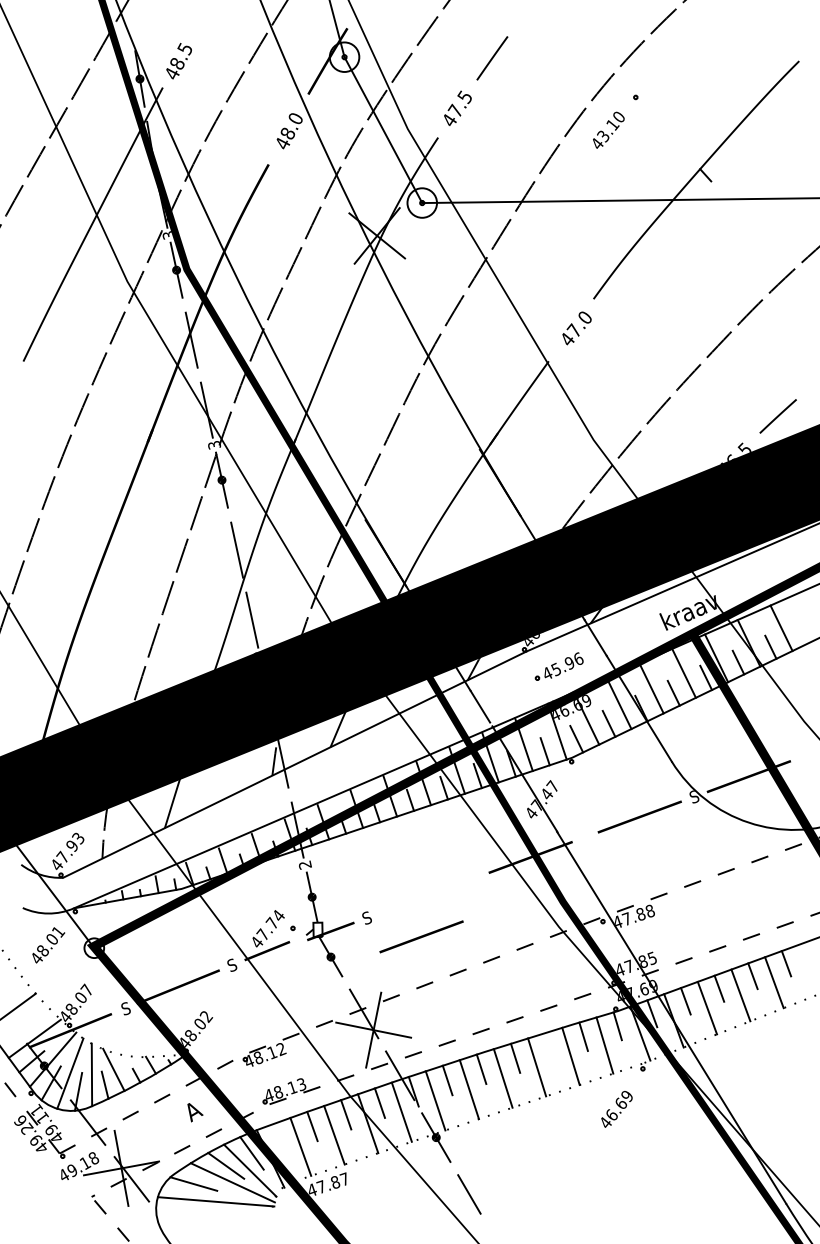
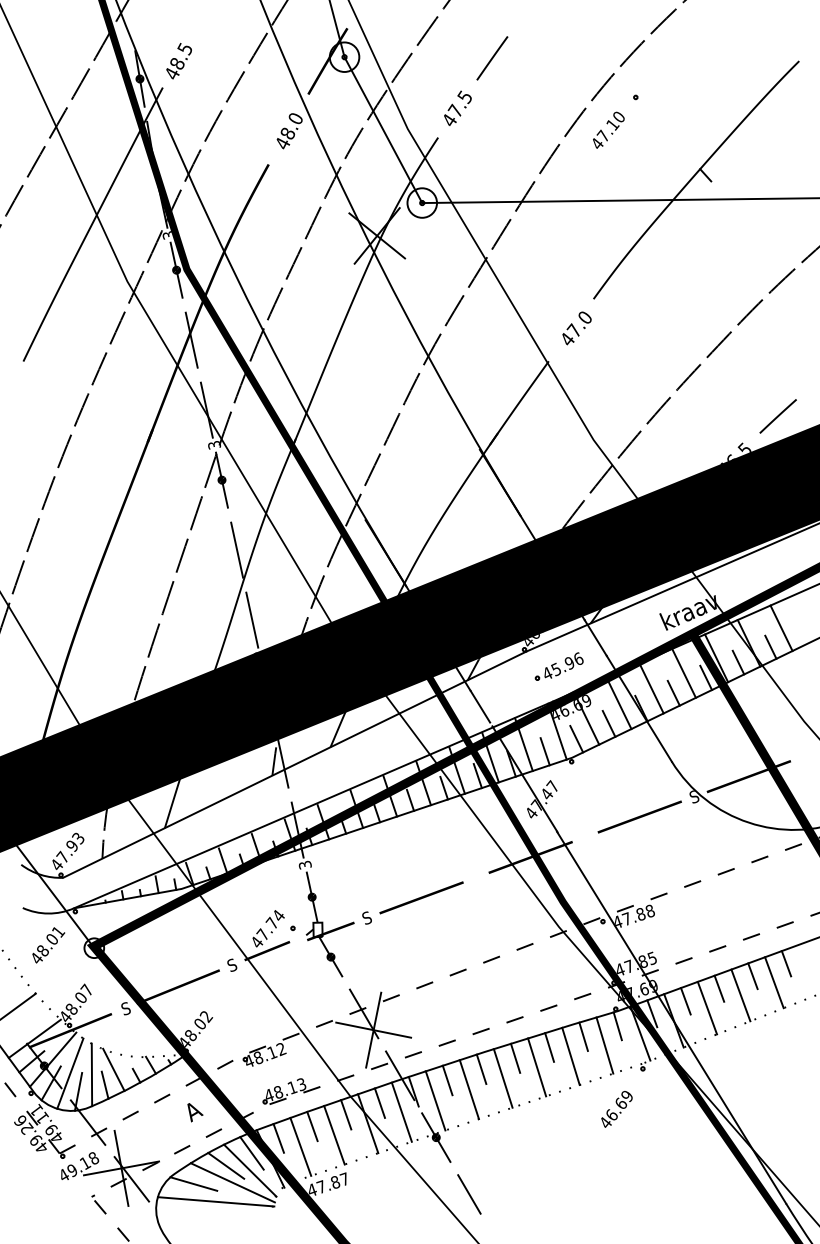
text: 43.10 -> 47.10 (602, 135)
text: 2 -> 3 (305, 864)
line position: (421, 936) -> (421, 897) (421, 897)
line: none -> present (549, 1047)
line: none -> present (278, 1138)
